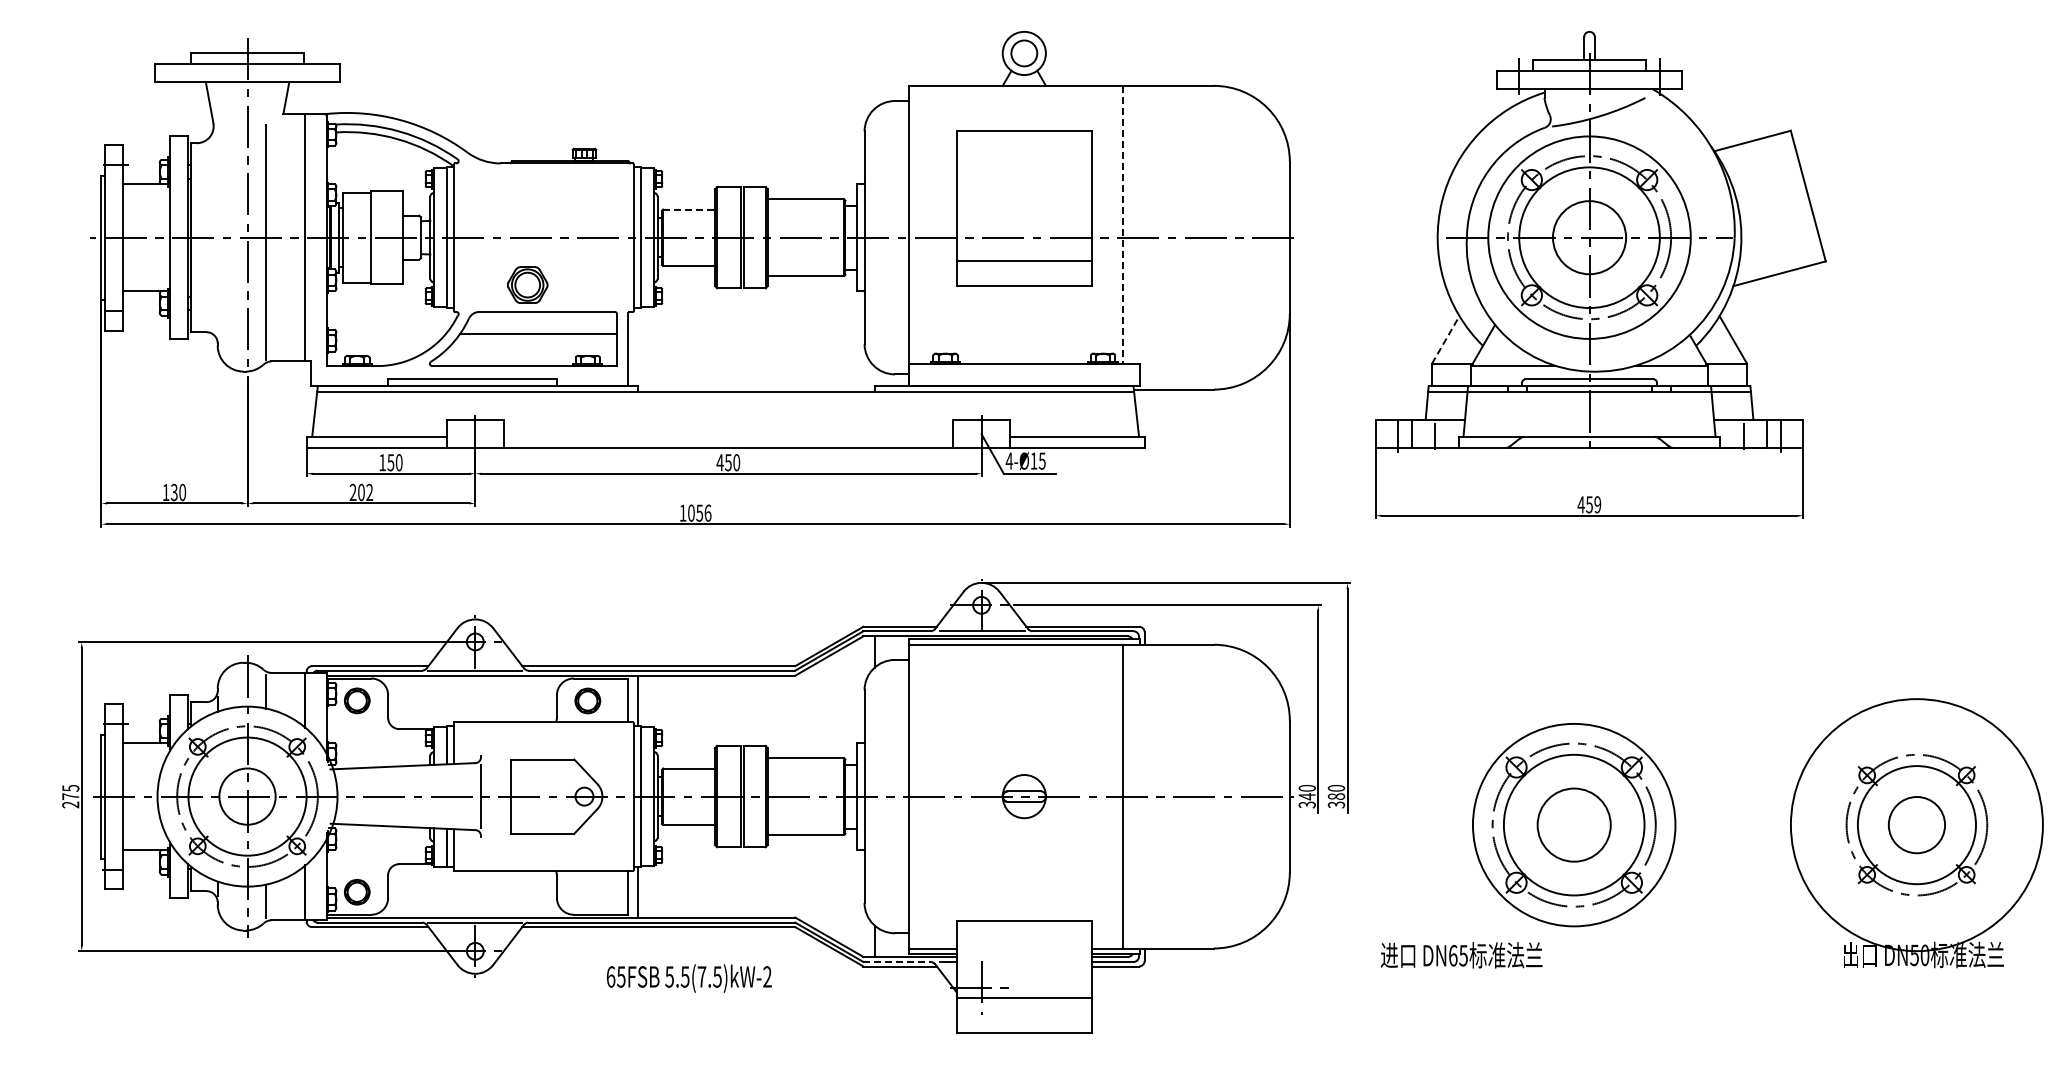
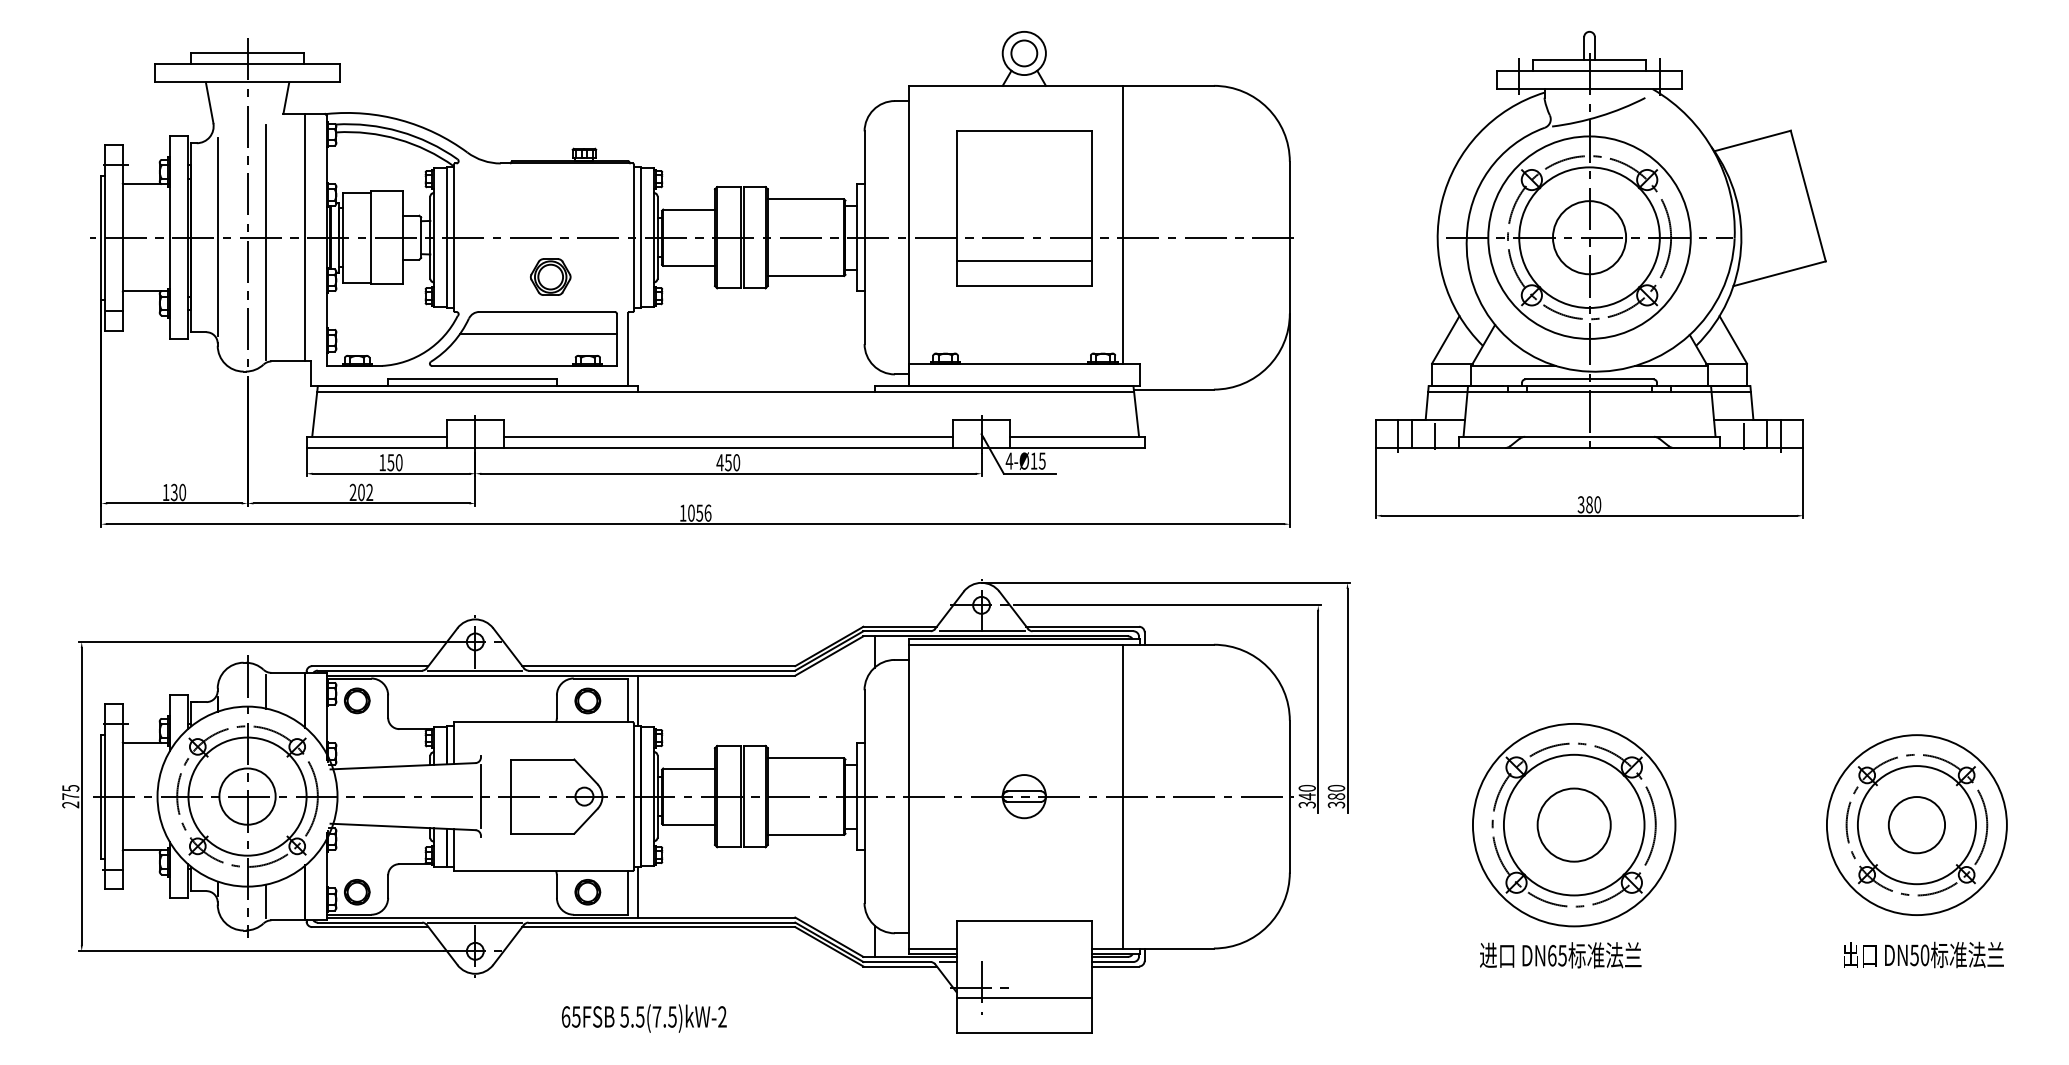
line: dashed -> solid (689, 209)
line: dashed -> solid (1123, 224)
line: none -> present (217, 237)
part position: (527, 284) -> (550, 276) (550, 276)
line: dashed -> solid (1446, 339)
line: none -> present (728, 436)
text: 459 -> 380 (1589, 504)
circle diameter: 252 px -> 180 px (1916, 825)
part: none -> present (587, 892)
text position: (1461, 955) -> (1560, 955) (1560, 955)
line: dashed -> solid (897, 962)
text position: (689, 978) -> (644, 1018) (644, 1018)
